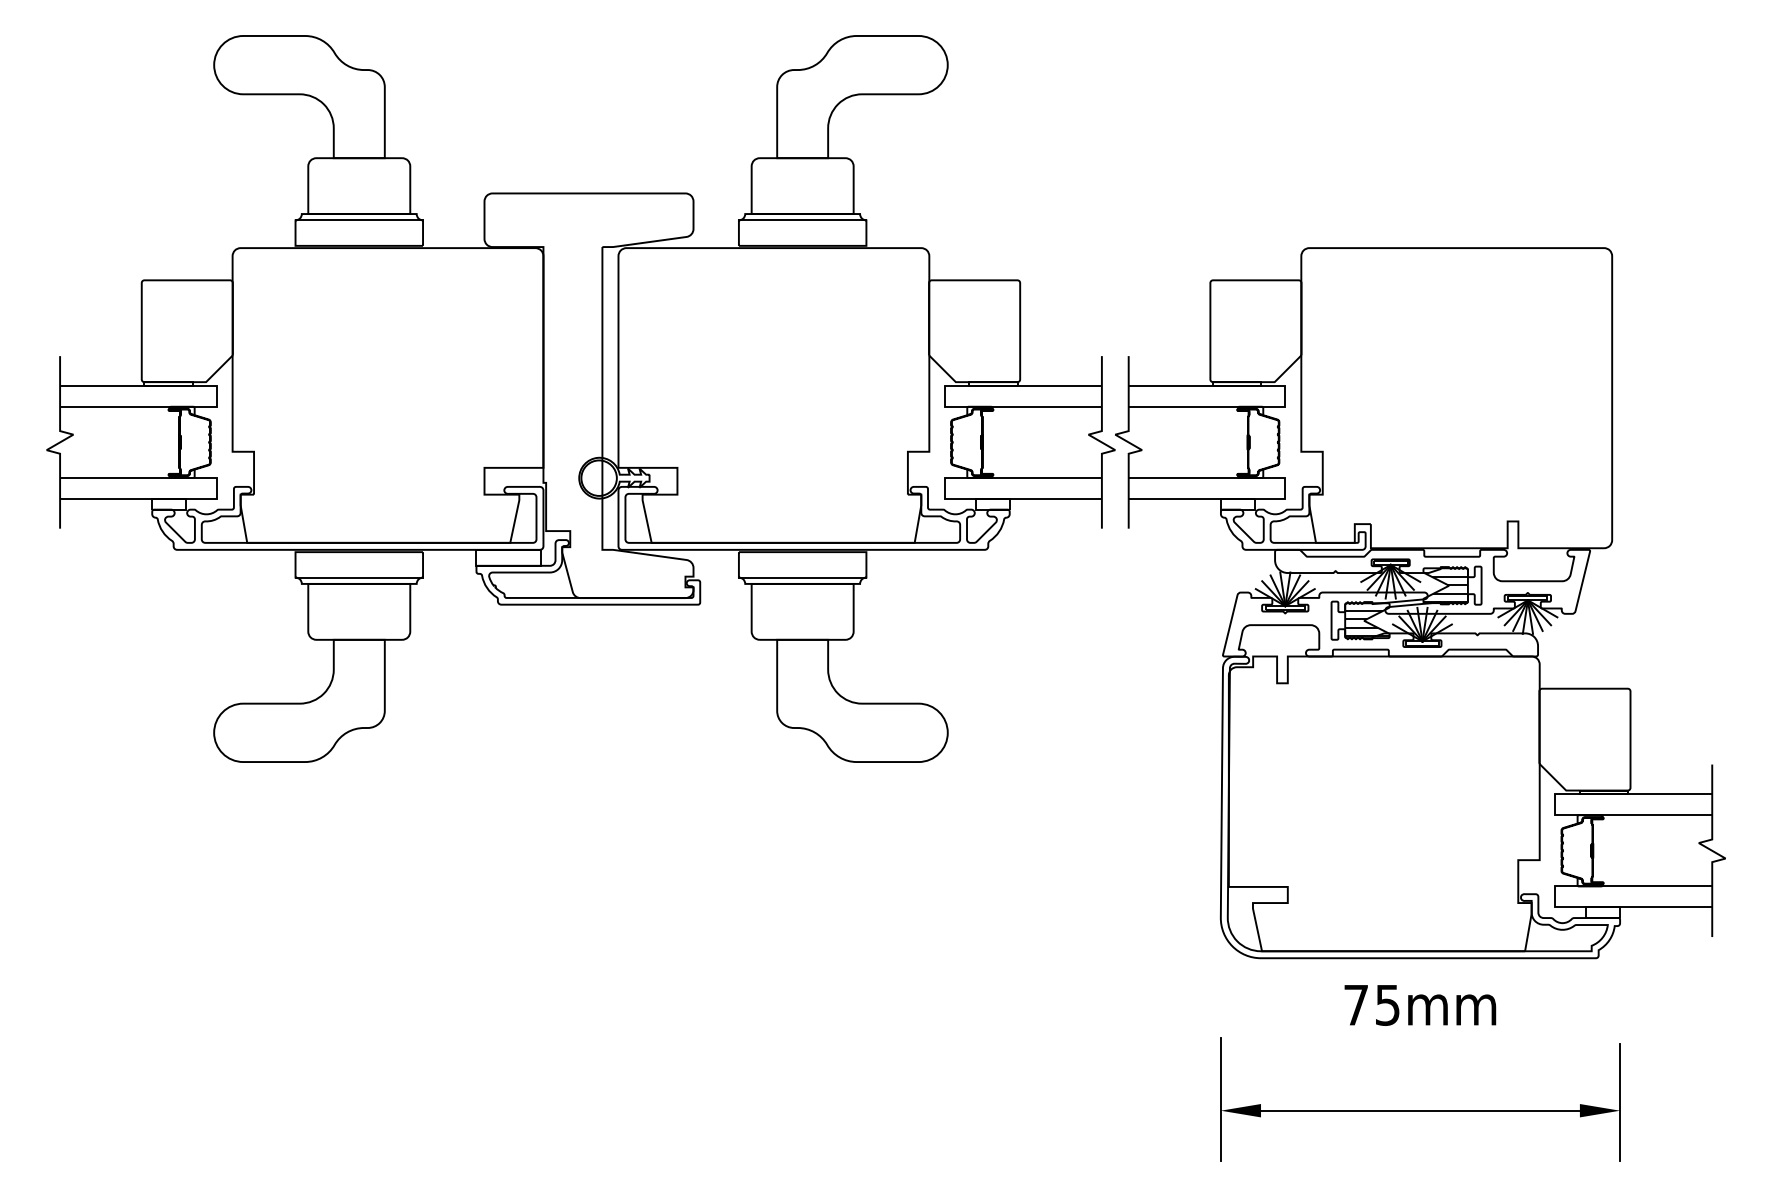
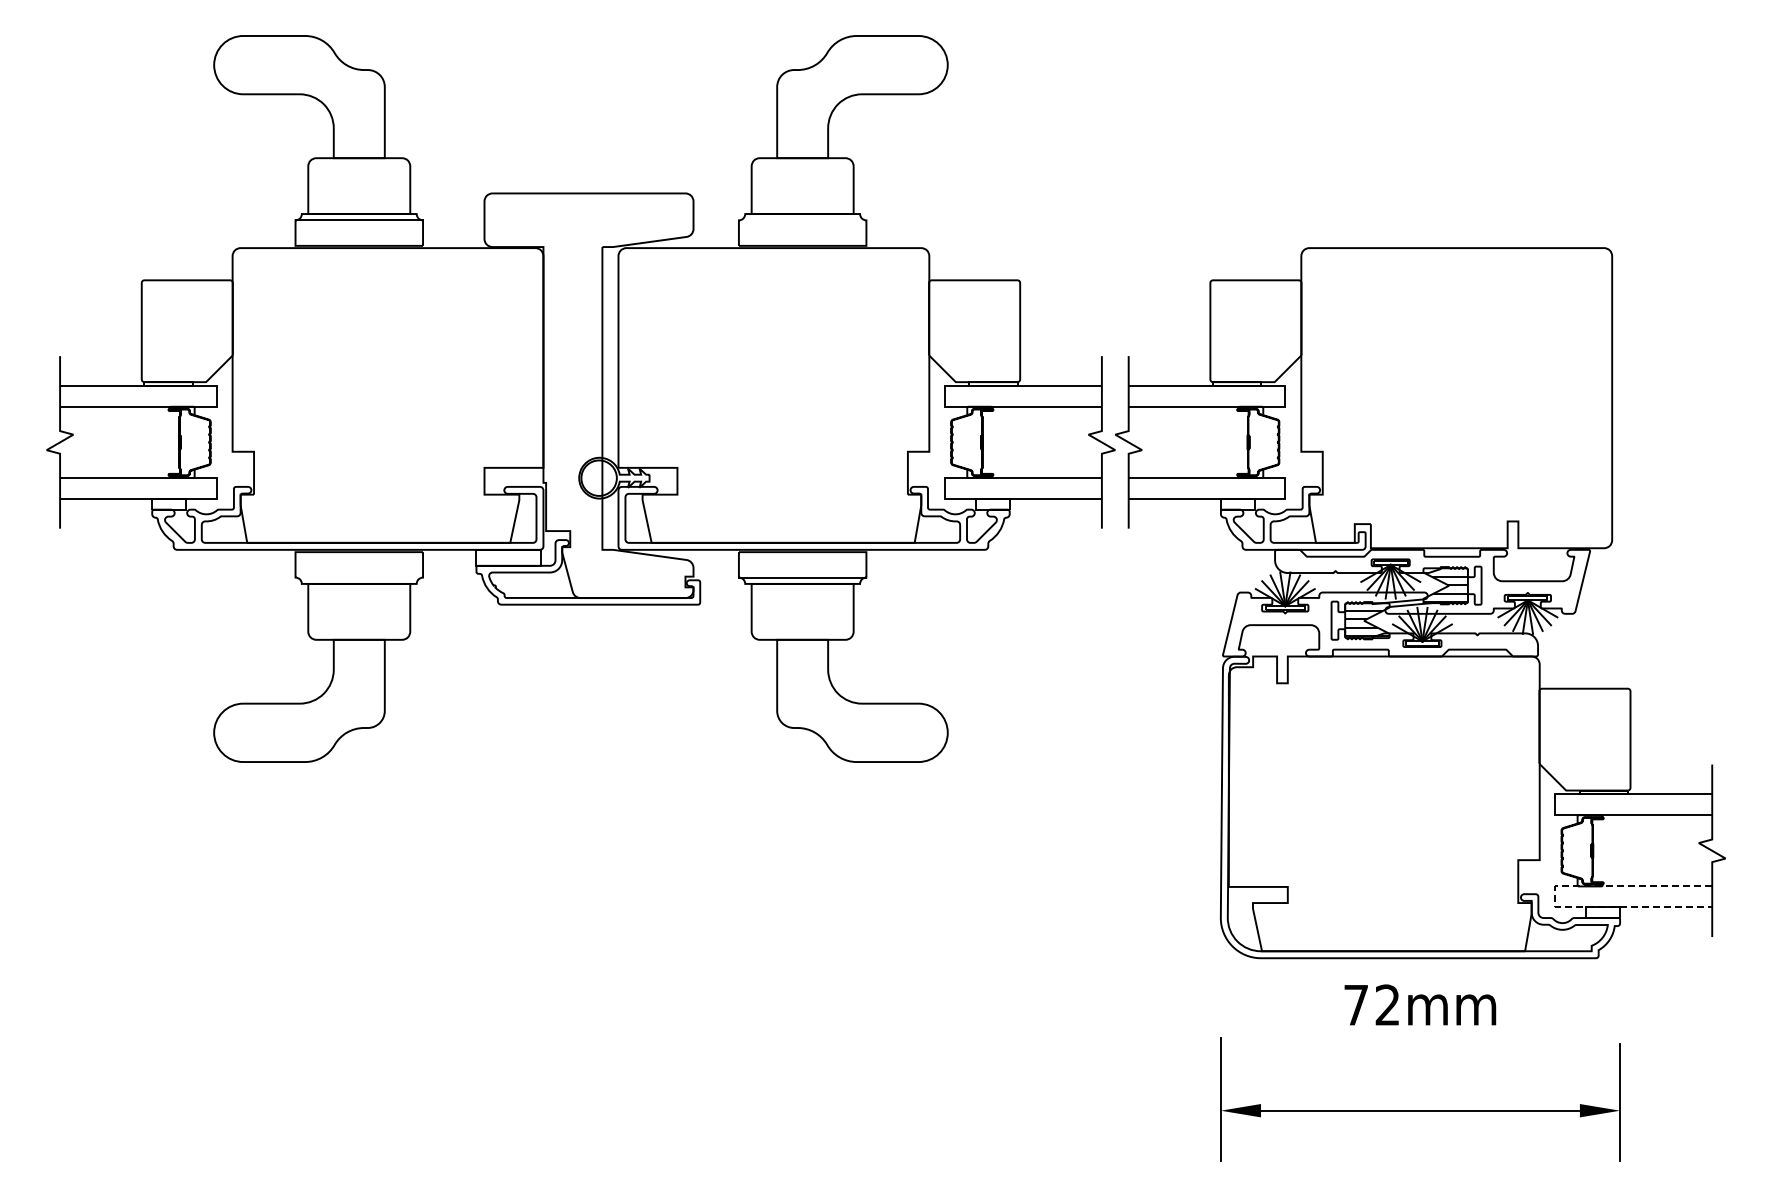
line: present -> none (802, 220)
line: present -> none (359, 577)
line: solid -> dashed (1555, 897)
text: 75mm -> 72mm (1387, 1004)
